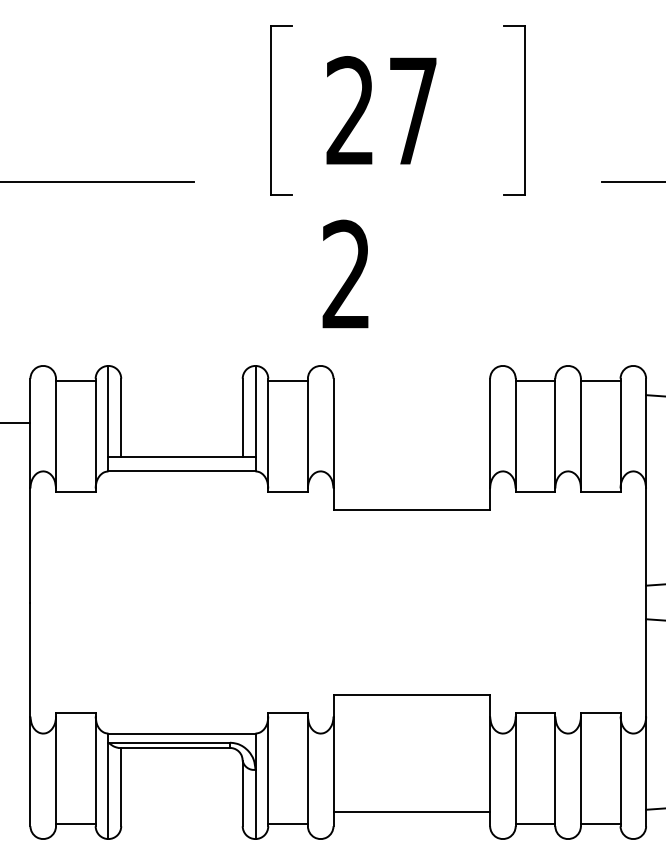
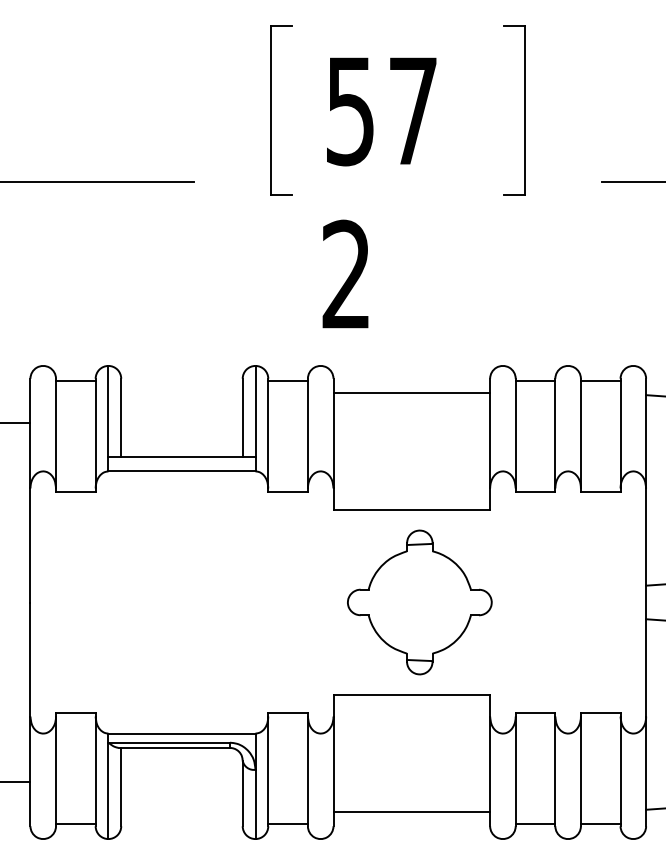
text: 27 -> 57 (349, 111)
line: none -> present (411, 393)
part: none -> present (419, 602)
line: none -> present (16, 781)
